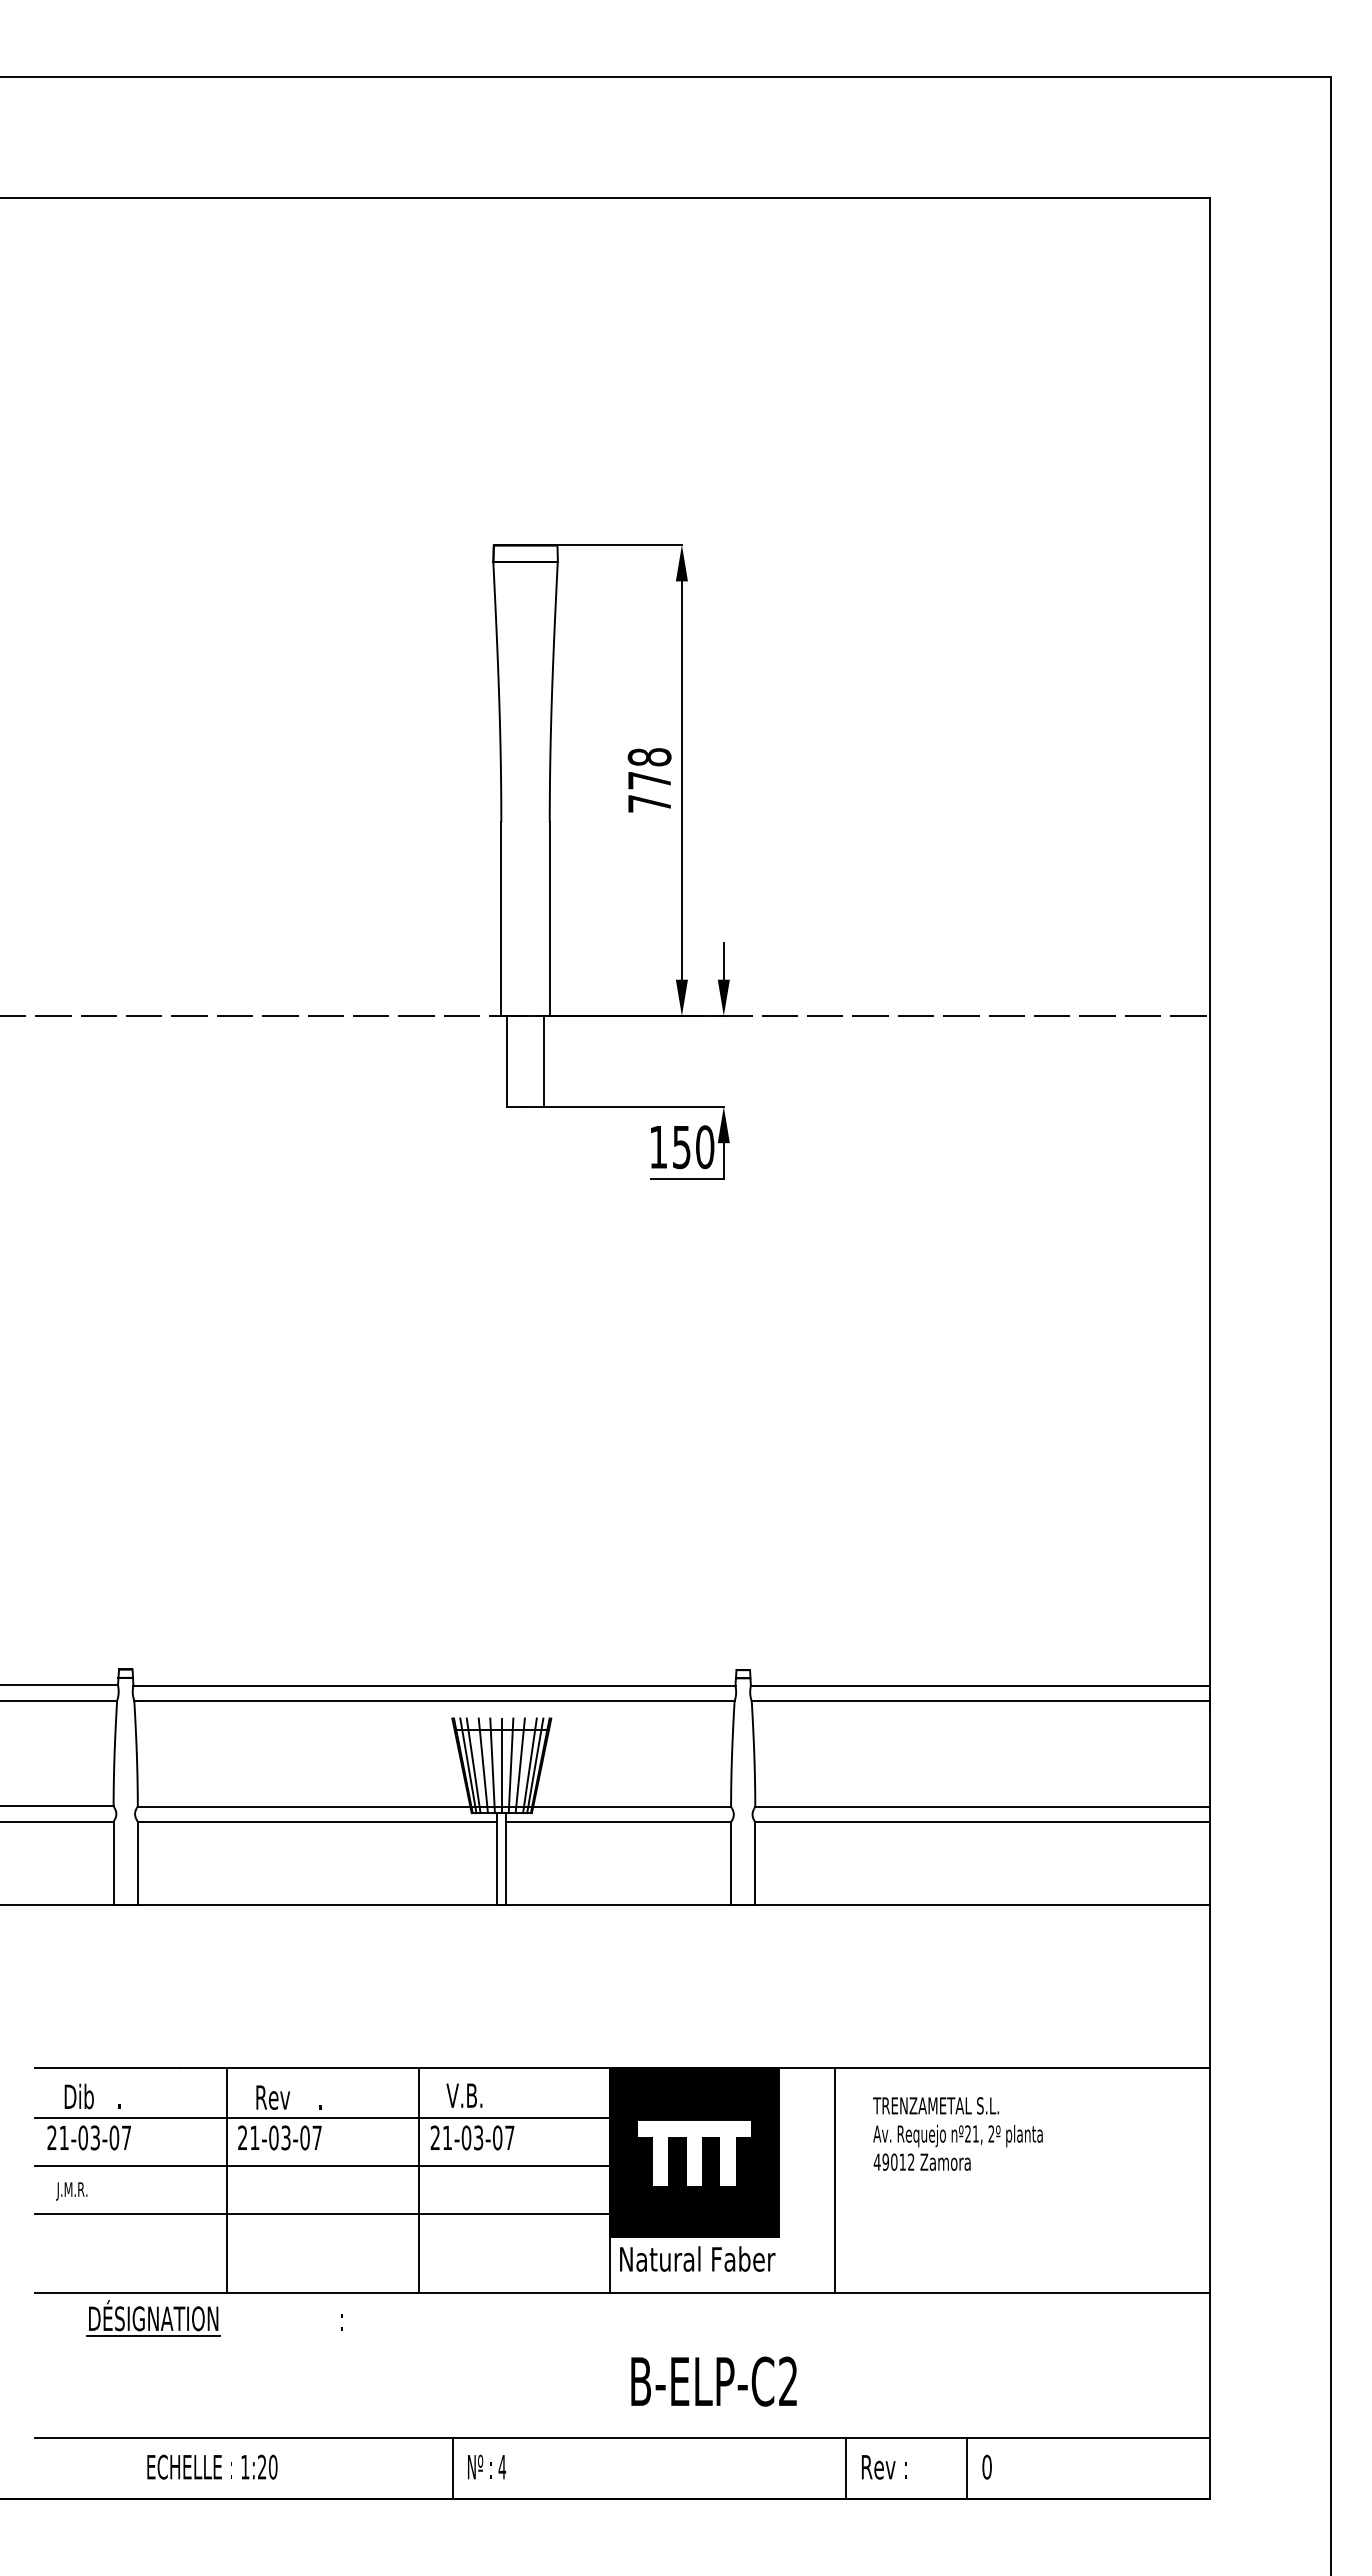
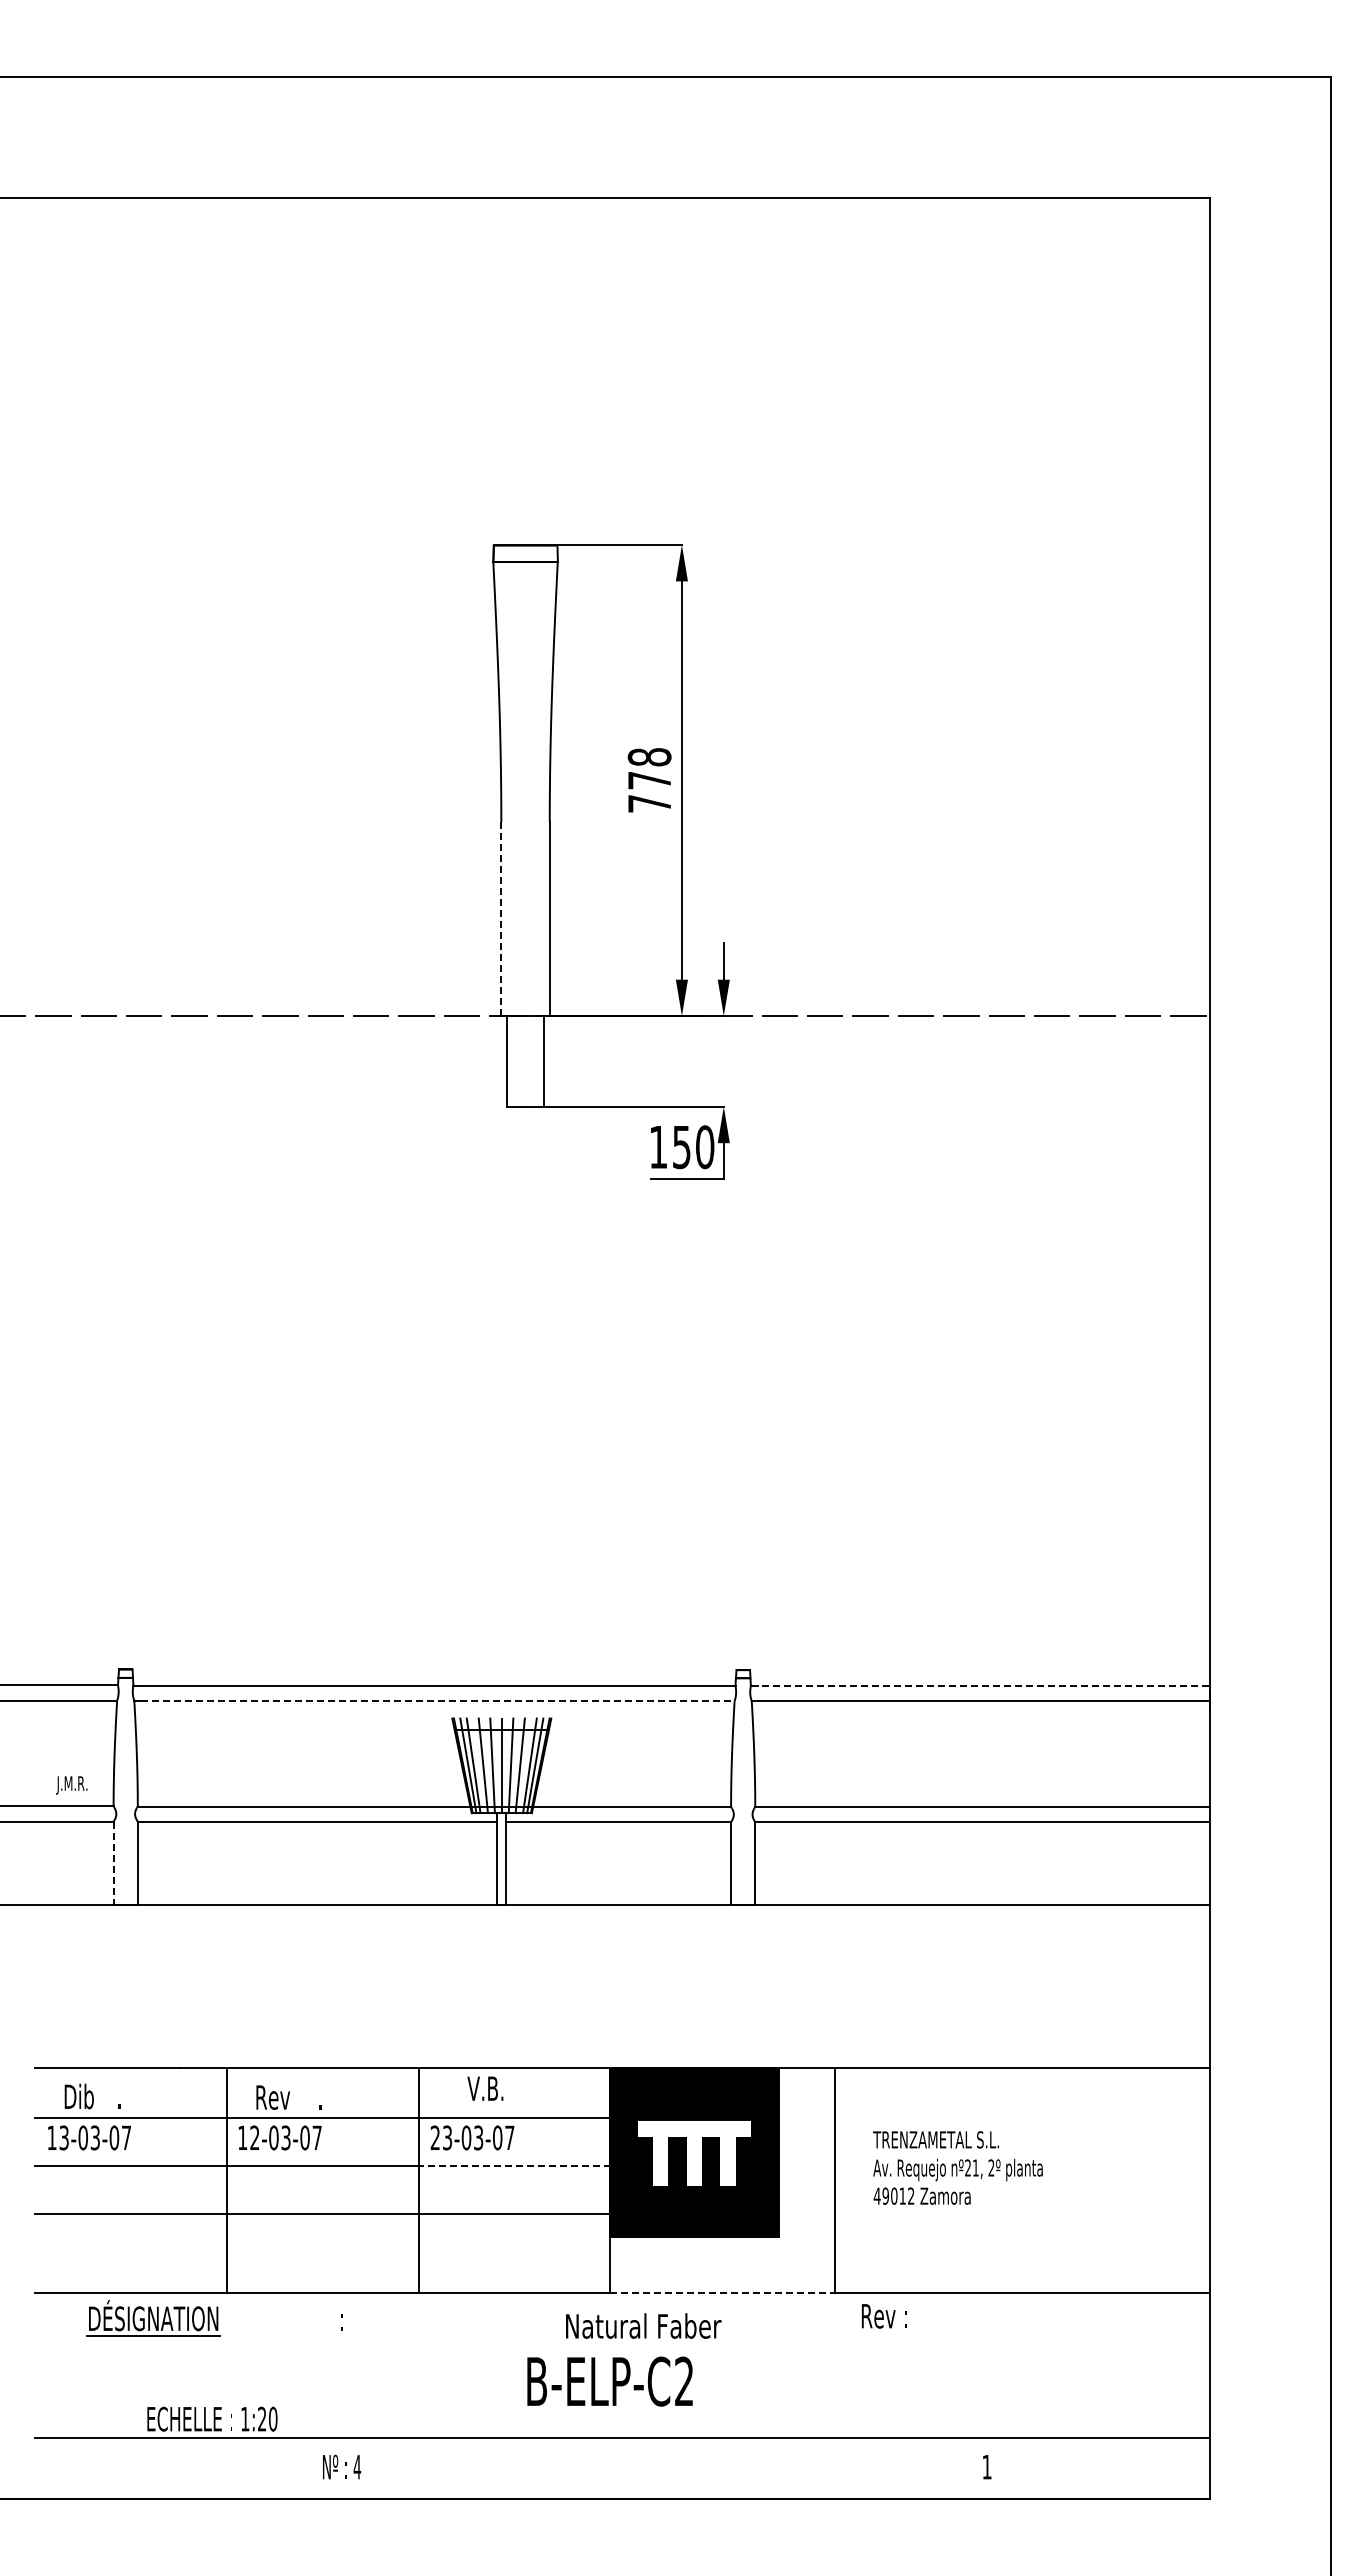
line: solid -> dashed (501, 919)
line: solid -> dashed (983, 1685)
line: solid -> dashed (437, 1701)
line: solid -> dashed (113, 1863)
text position: (464, 2095) -> (485, 2088) (485, 2088)
text position: (957, 2133) -> (957, 2167) (957, 2167)
text: 21-03-07 -> 13-03-07 (57, 2137)
text: 21-03-07 -> 12-03-07 (248, 2137)
text: 21-03-07 -> 23-03-07 (447, 2137)
line: solid -> dashed (513, 2165)
text position: (71, 2191) -> (71, 1785) (71, 1785)
text position: (697, 2258) -> (643, 2325) (643, 2325)
line: solid -> dashed (723, 2293)
text position: (713, 2381) -> (609, 2381) (609, 2381)
text position: (212, 2466) -> (212, 2418) (212, 2418)
text position: (487, 2466) -> (342, 2466) (342, 2466)
text: 0 -> 1 (986, 2466)
text position: (884, 2467) -> (884, 2316) (884, 2316)
line: present -> none (452, 2468)
line: present -> none (846, 2468)
line: present -> none (967, 2468)
